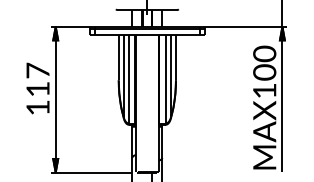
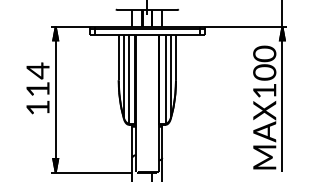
text: 117 -> 114 (37, 70)
